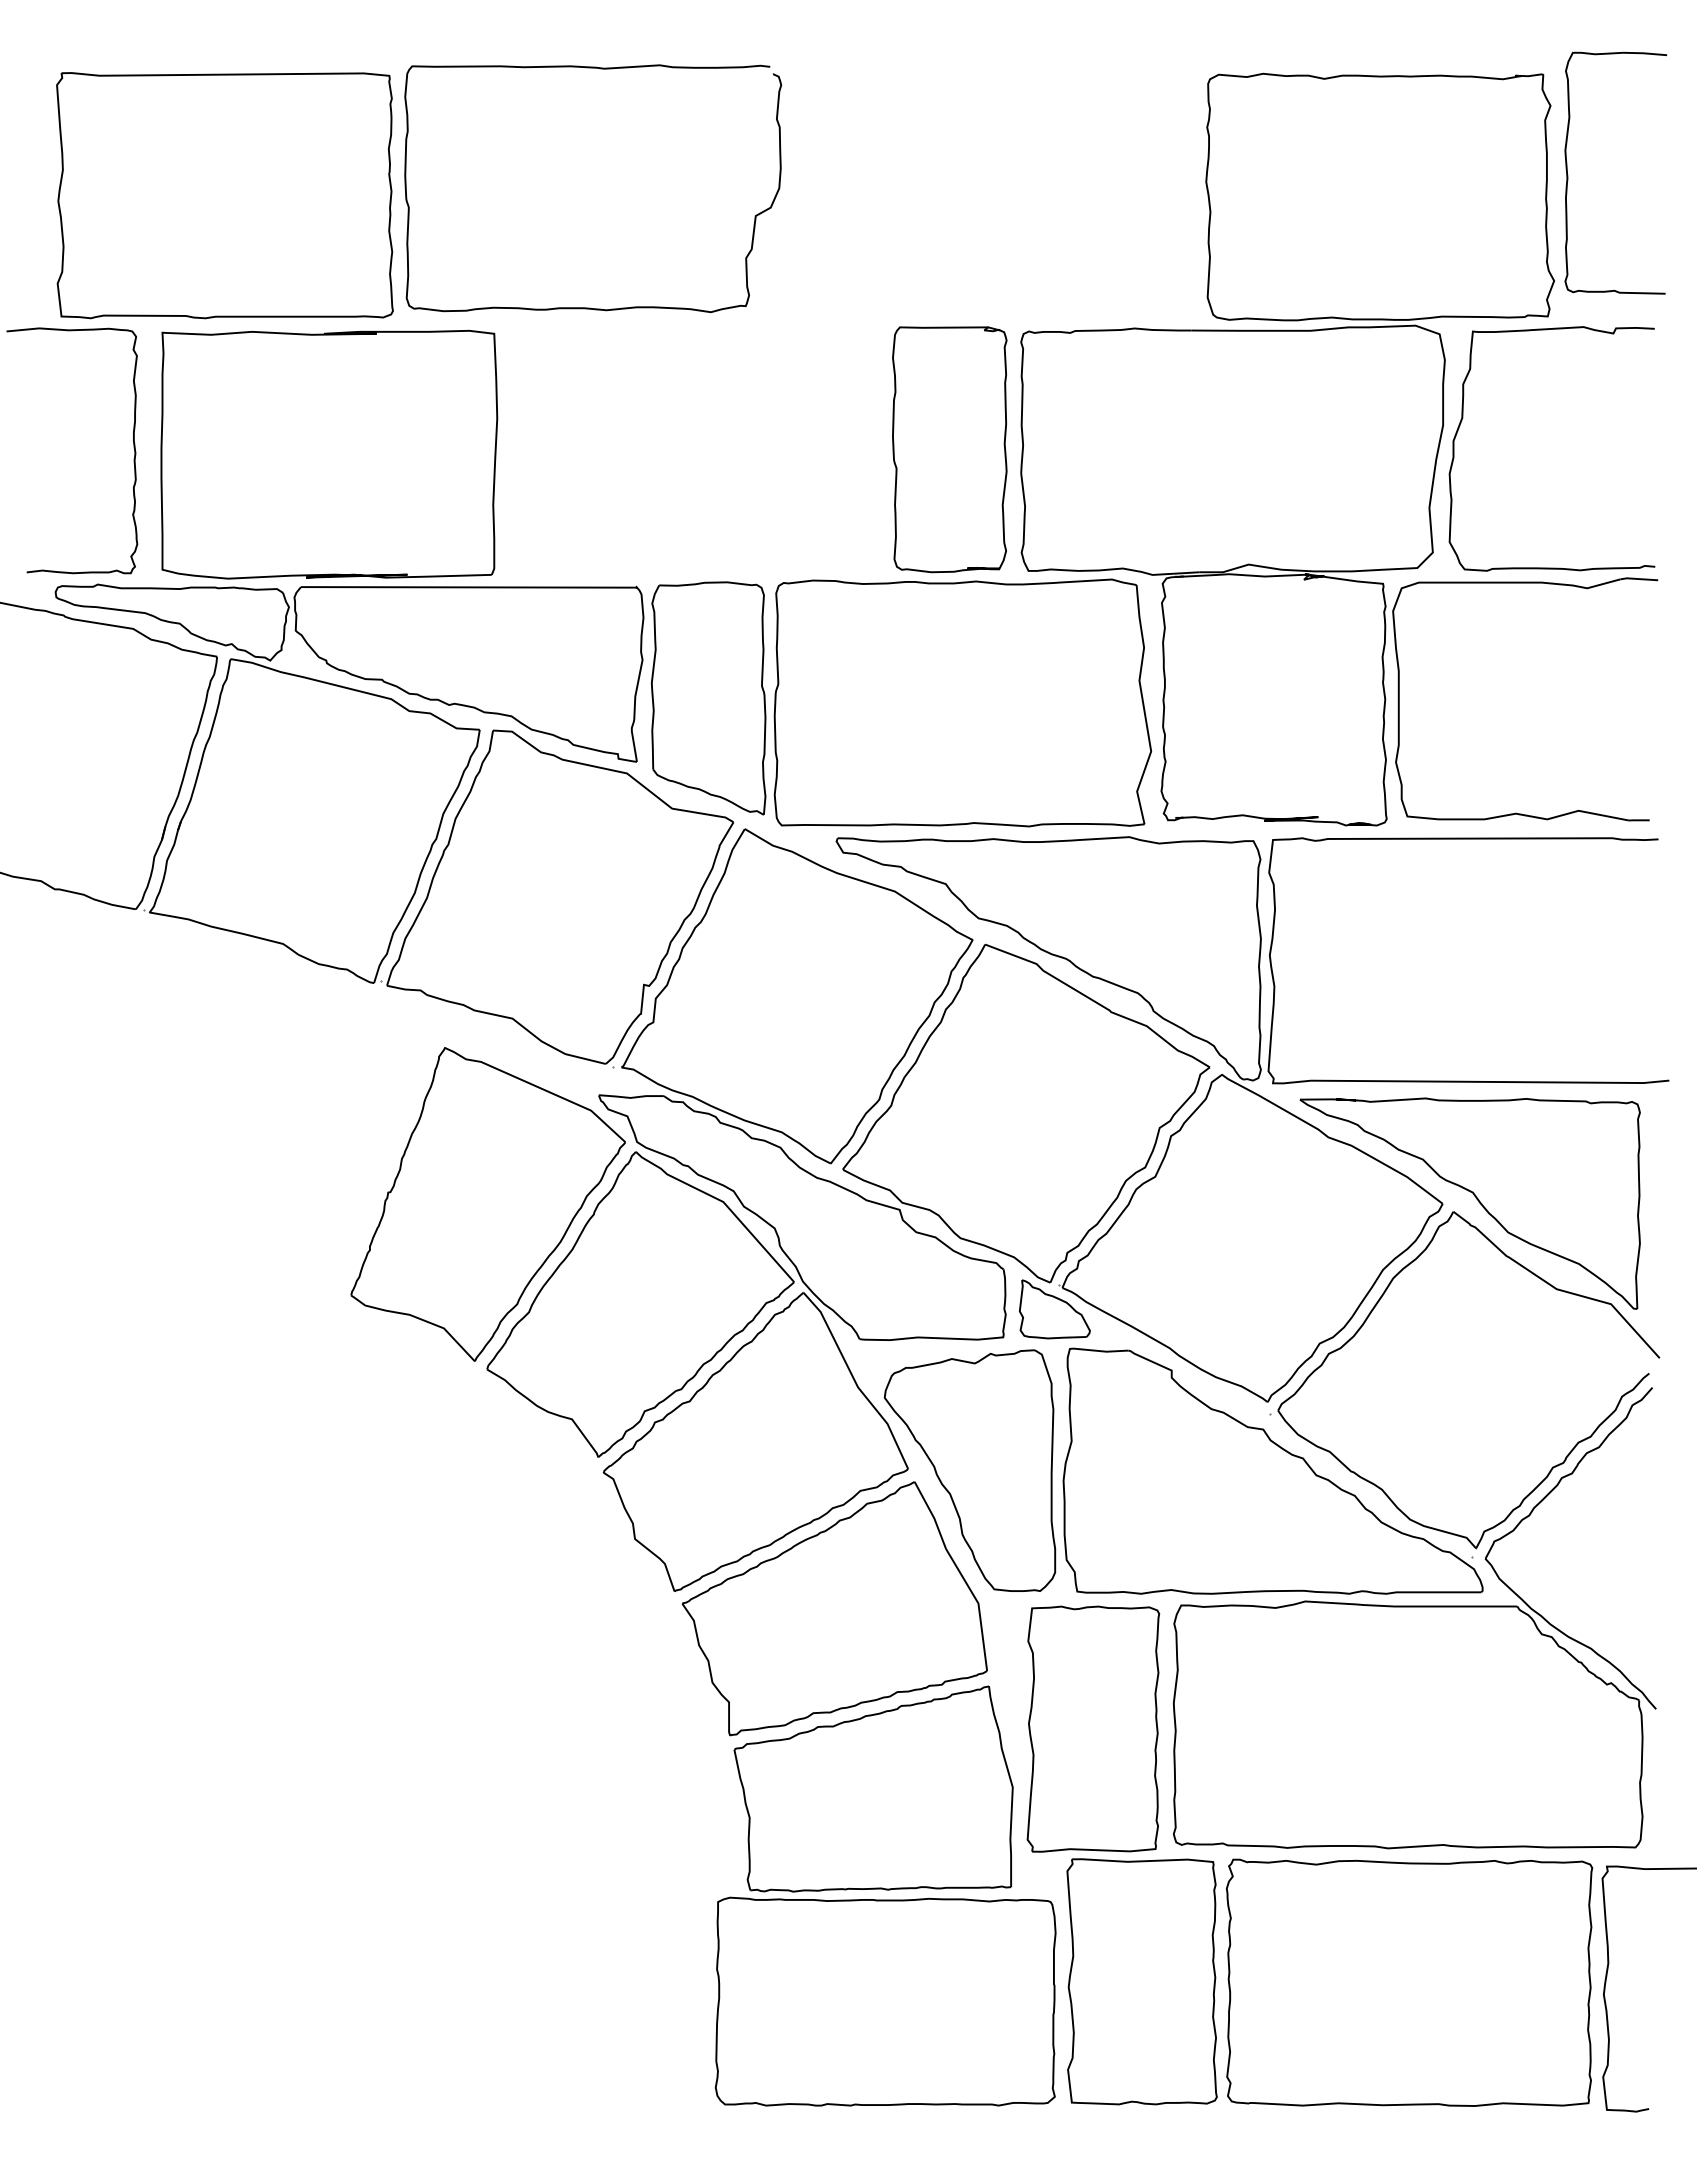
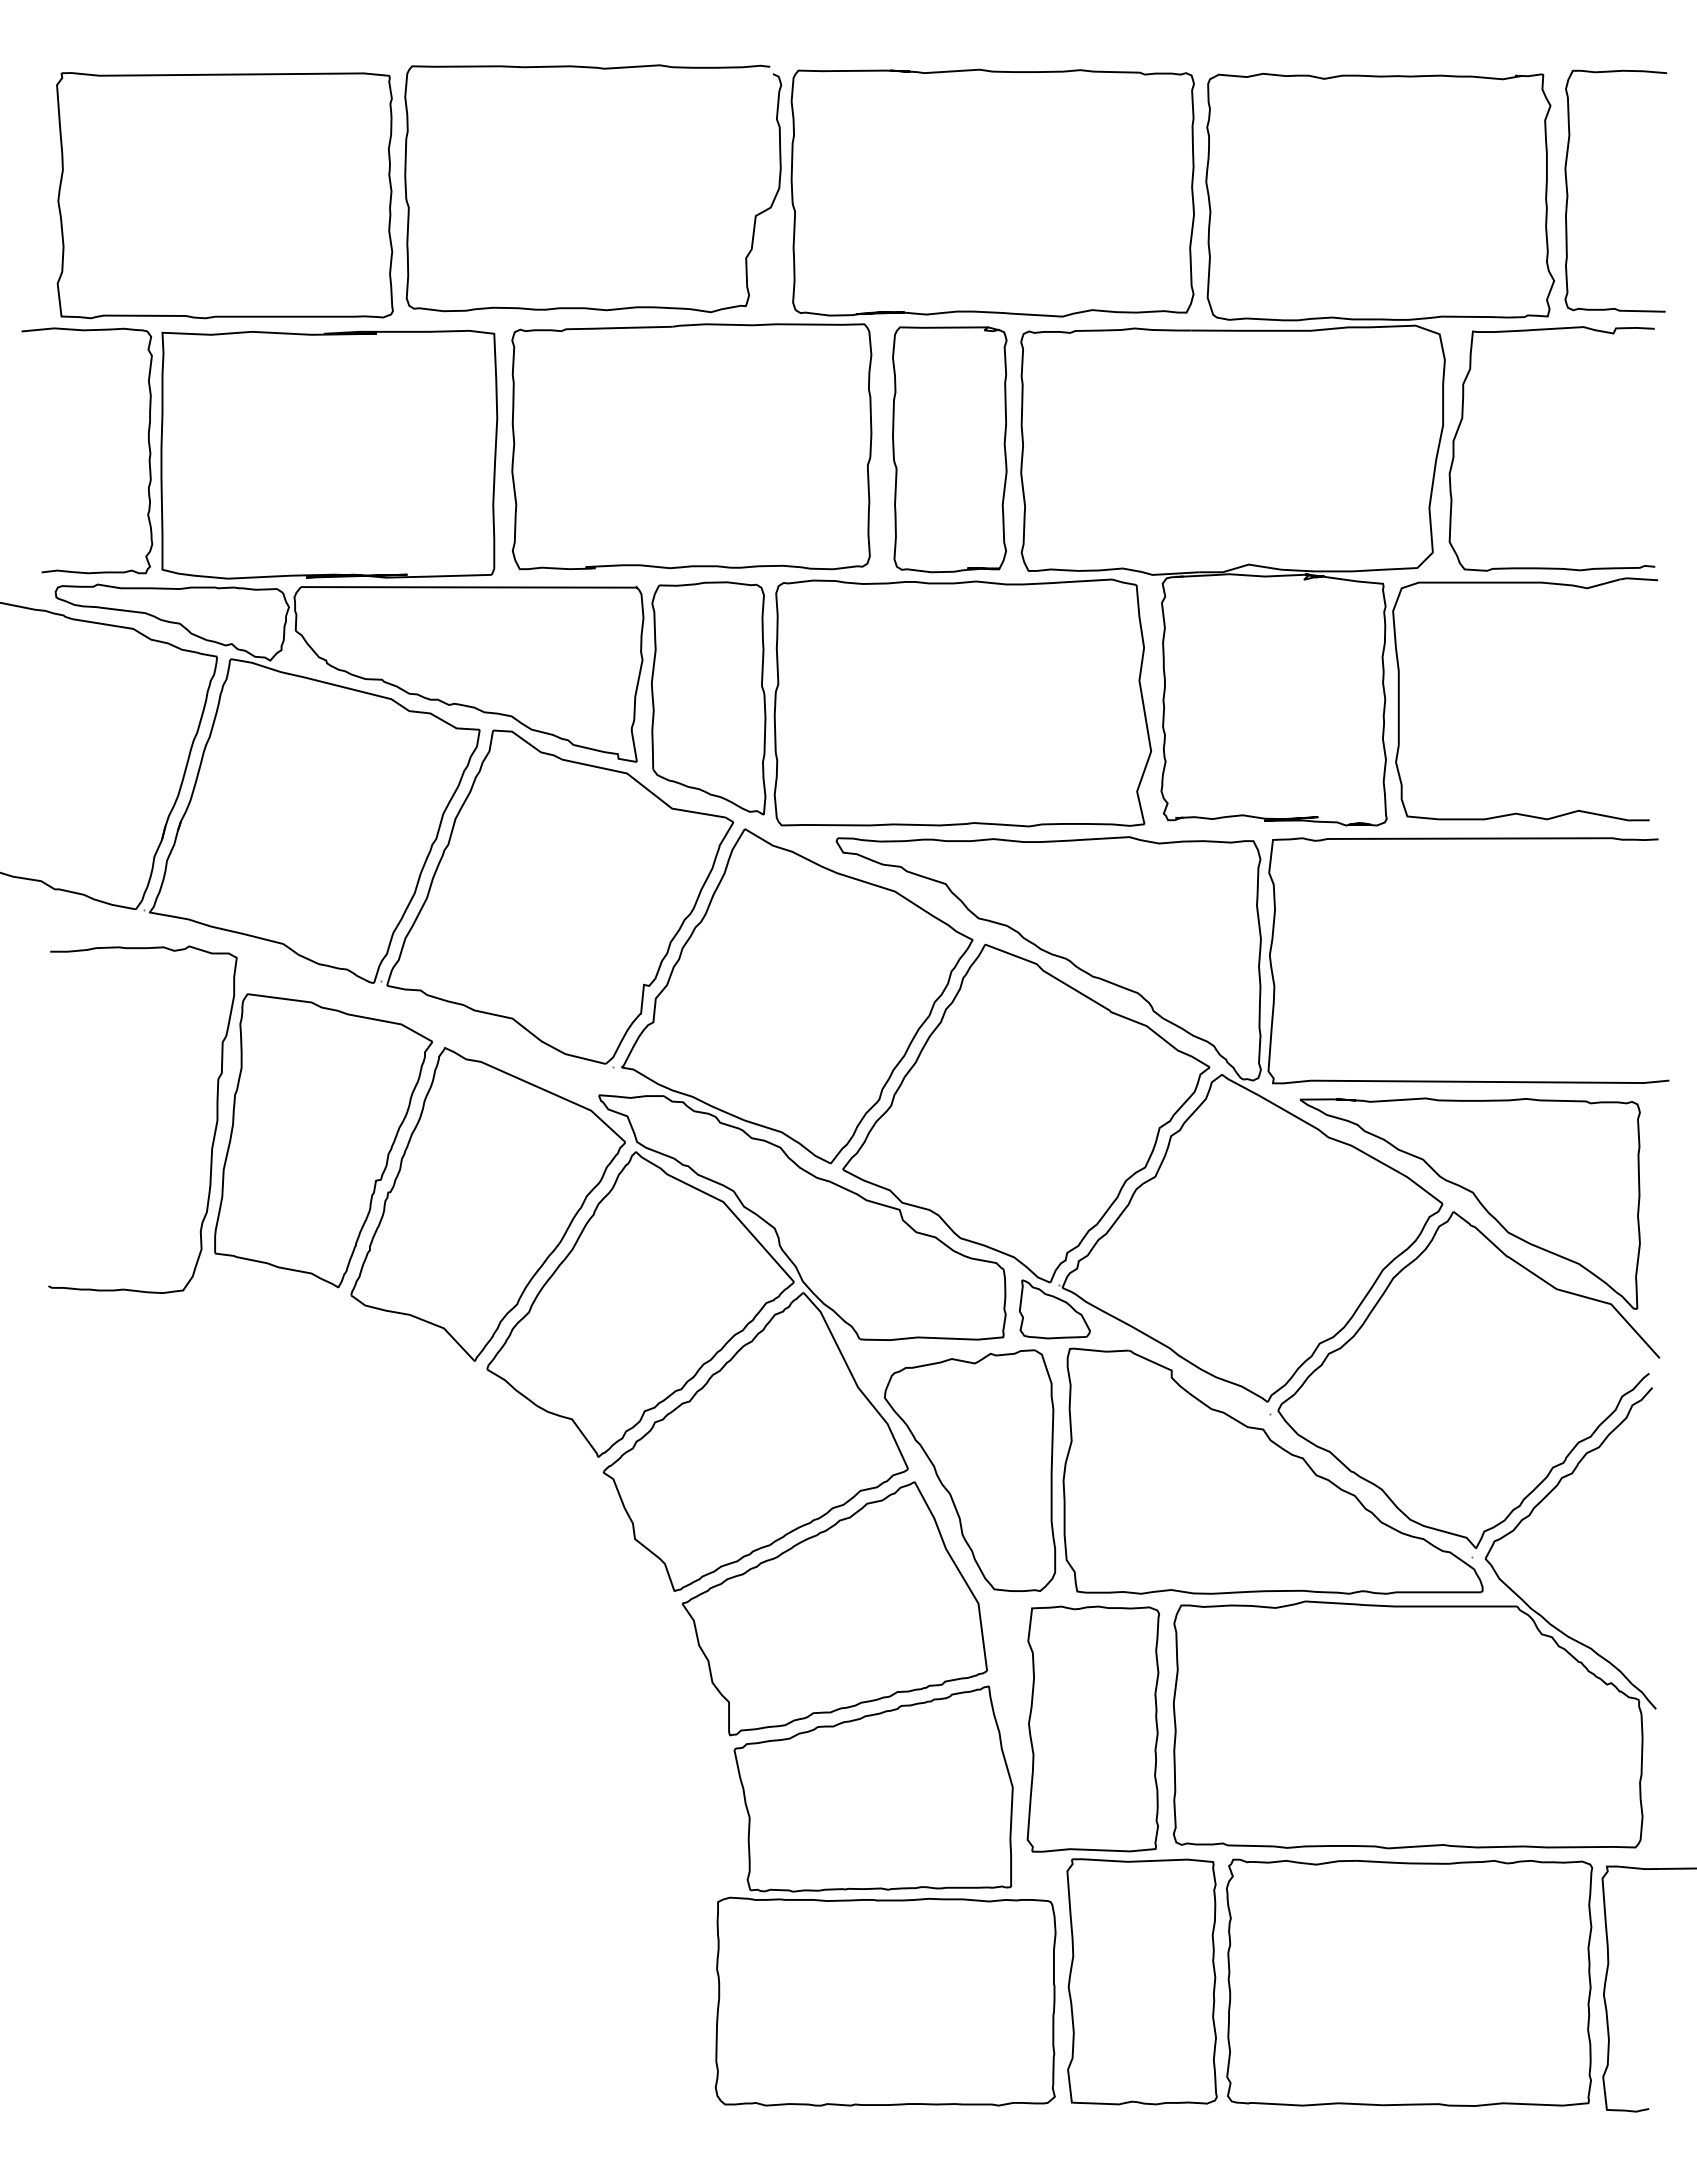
curve position: (1568, 174) -> (1568, 192) (1568, 192)
part: none -> present (852, 319)
curve position: (133, 448) -> (148, 448) (148, 448)
part: none -> present (240, 1119)
